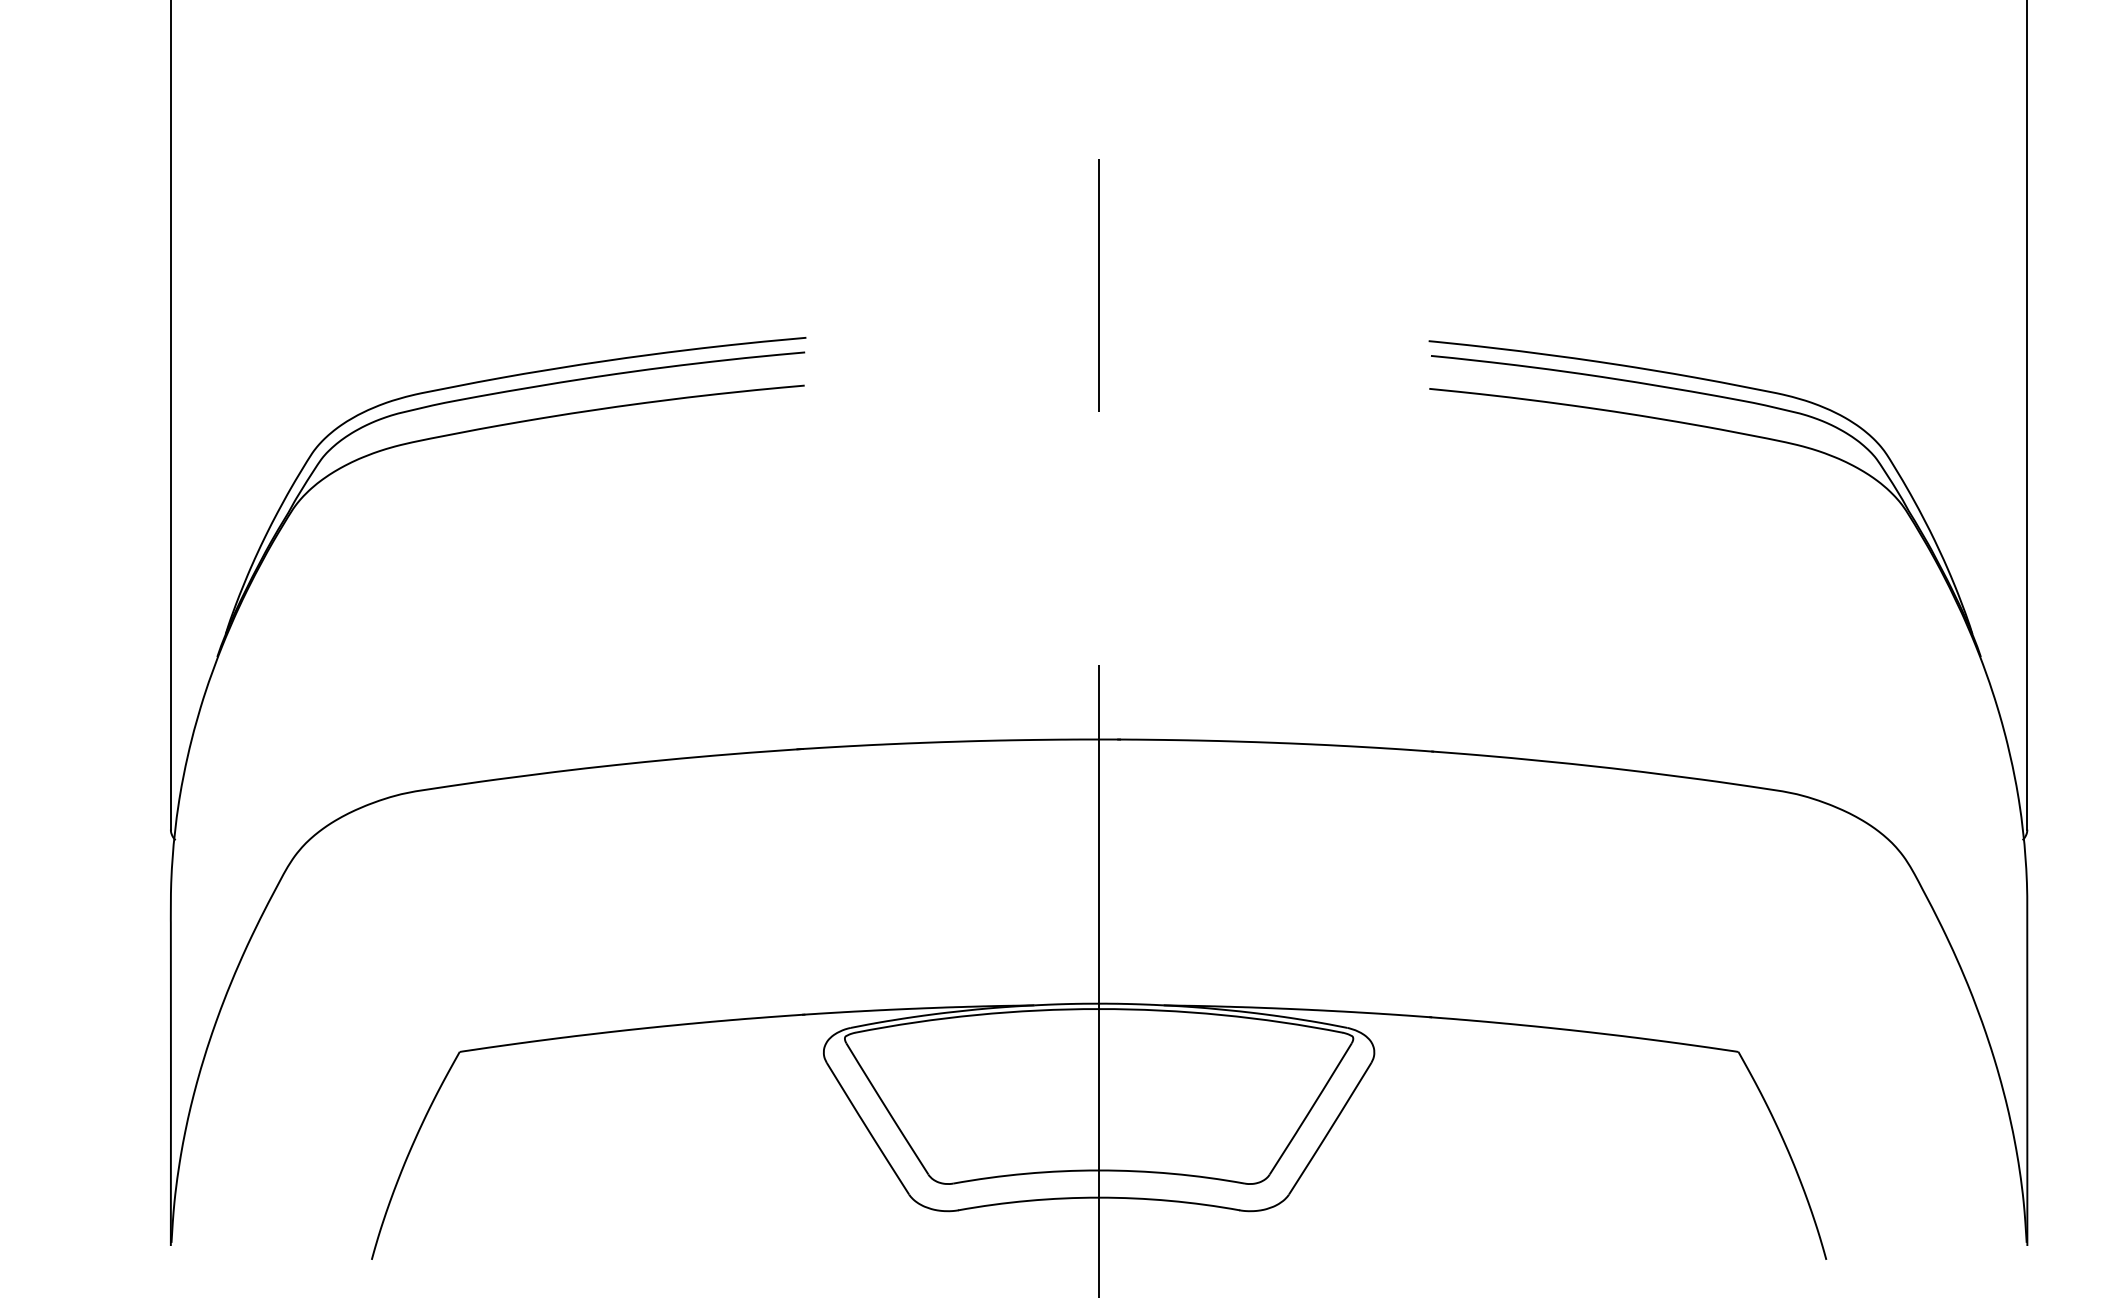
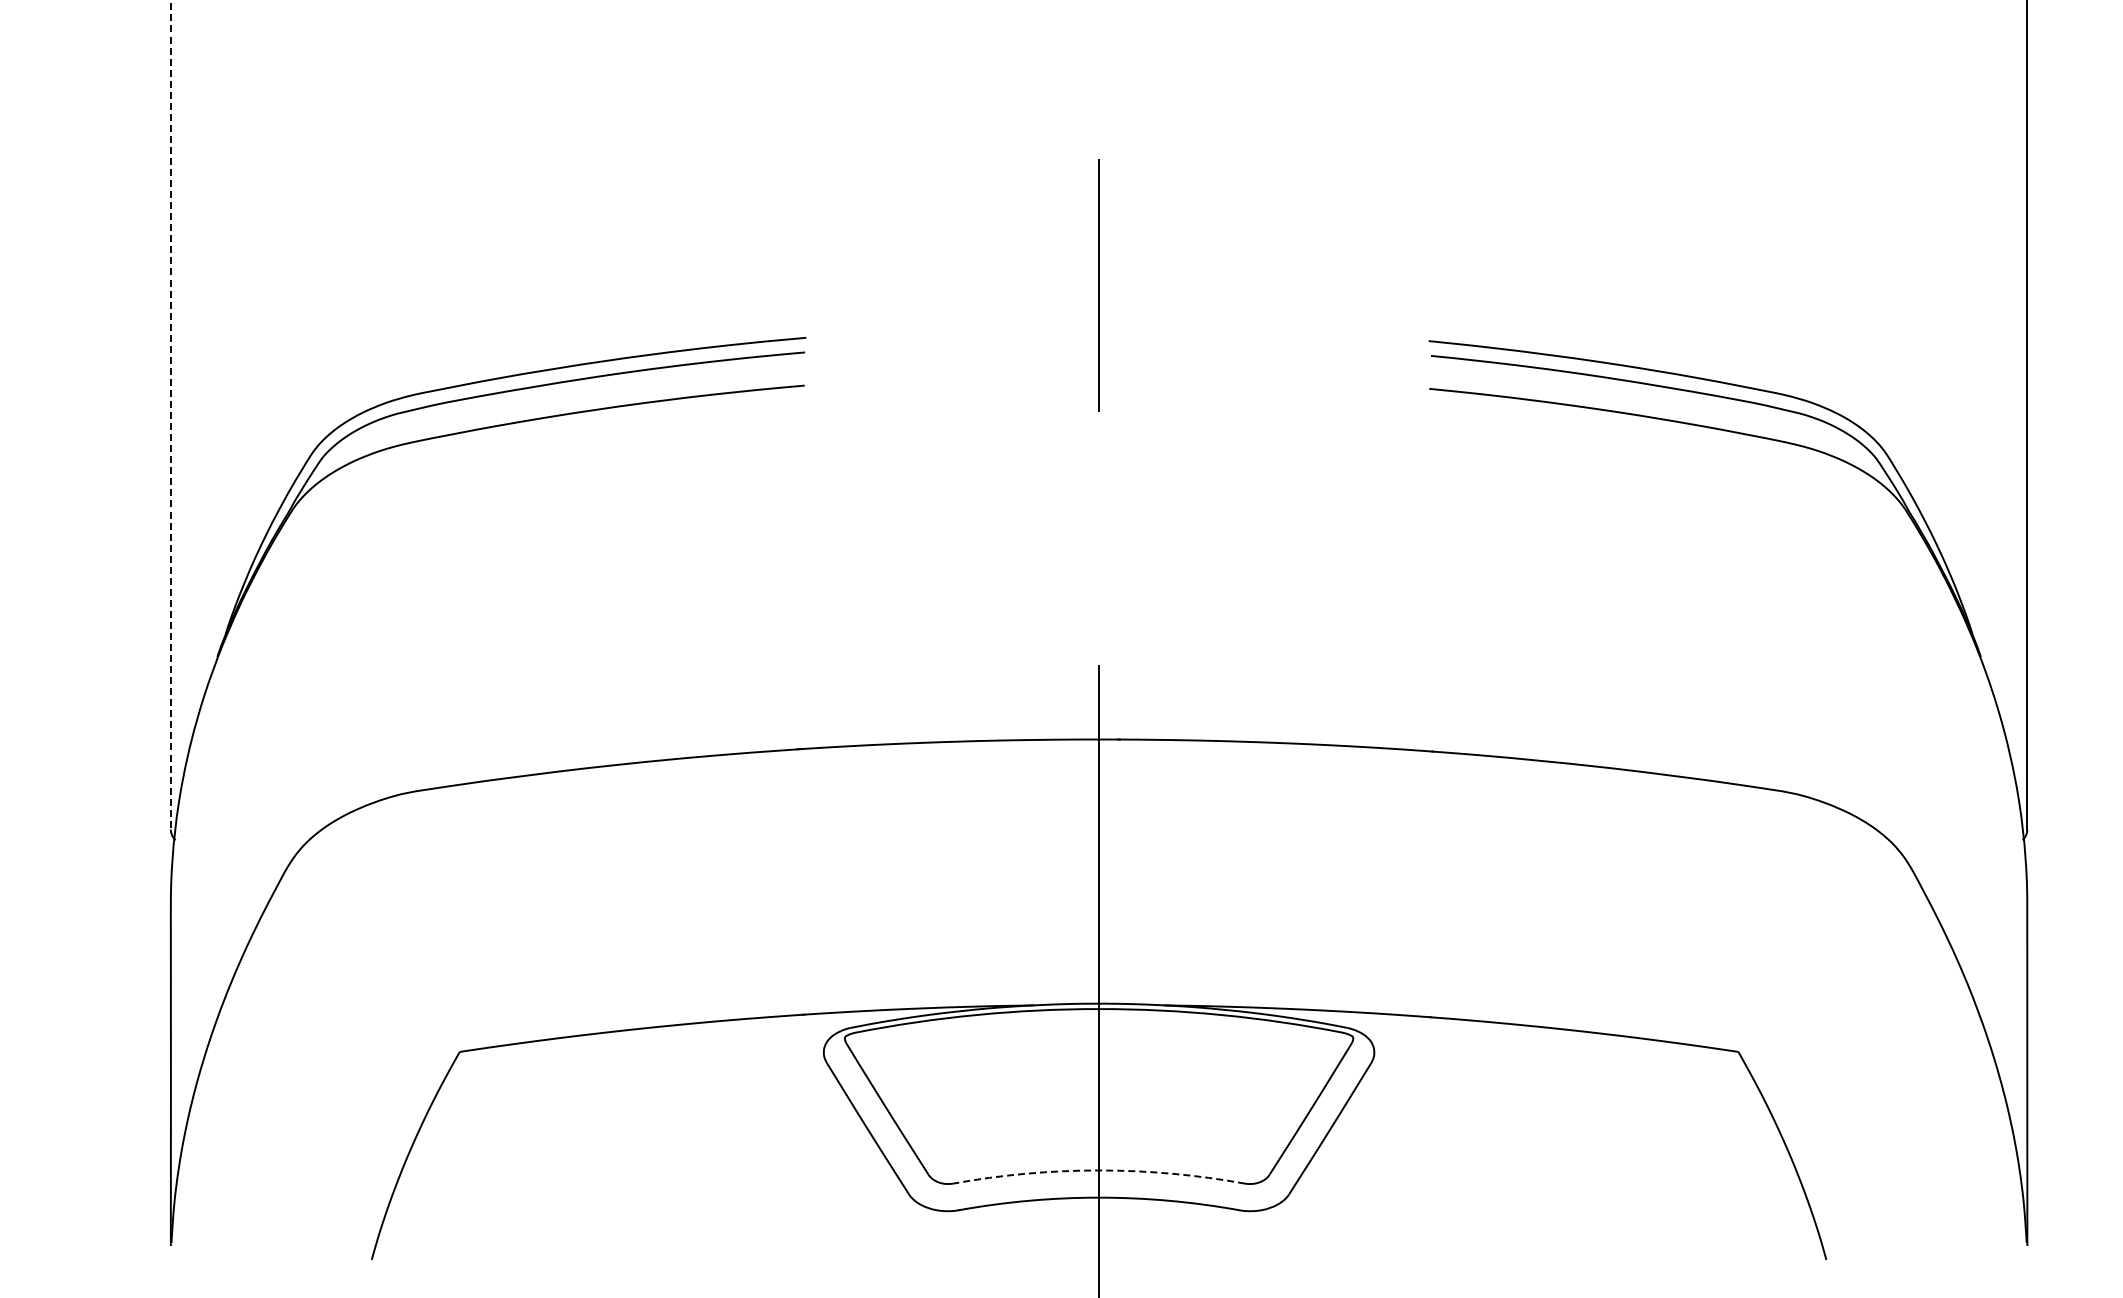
line: solid -> dashed (170, 415)
arc: solid -> dashed (1099, 1170)
